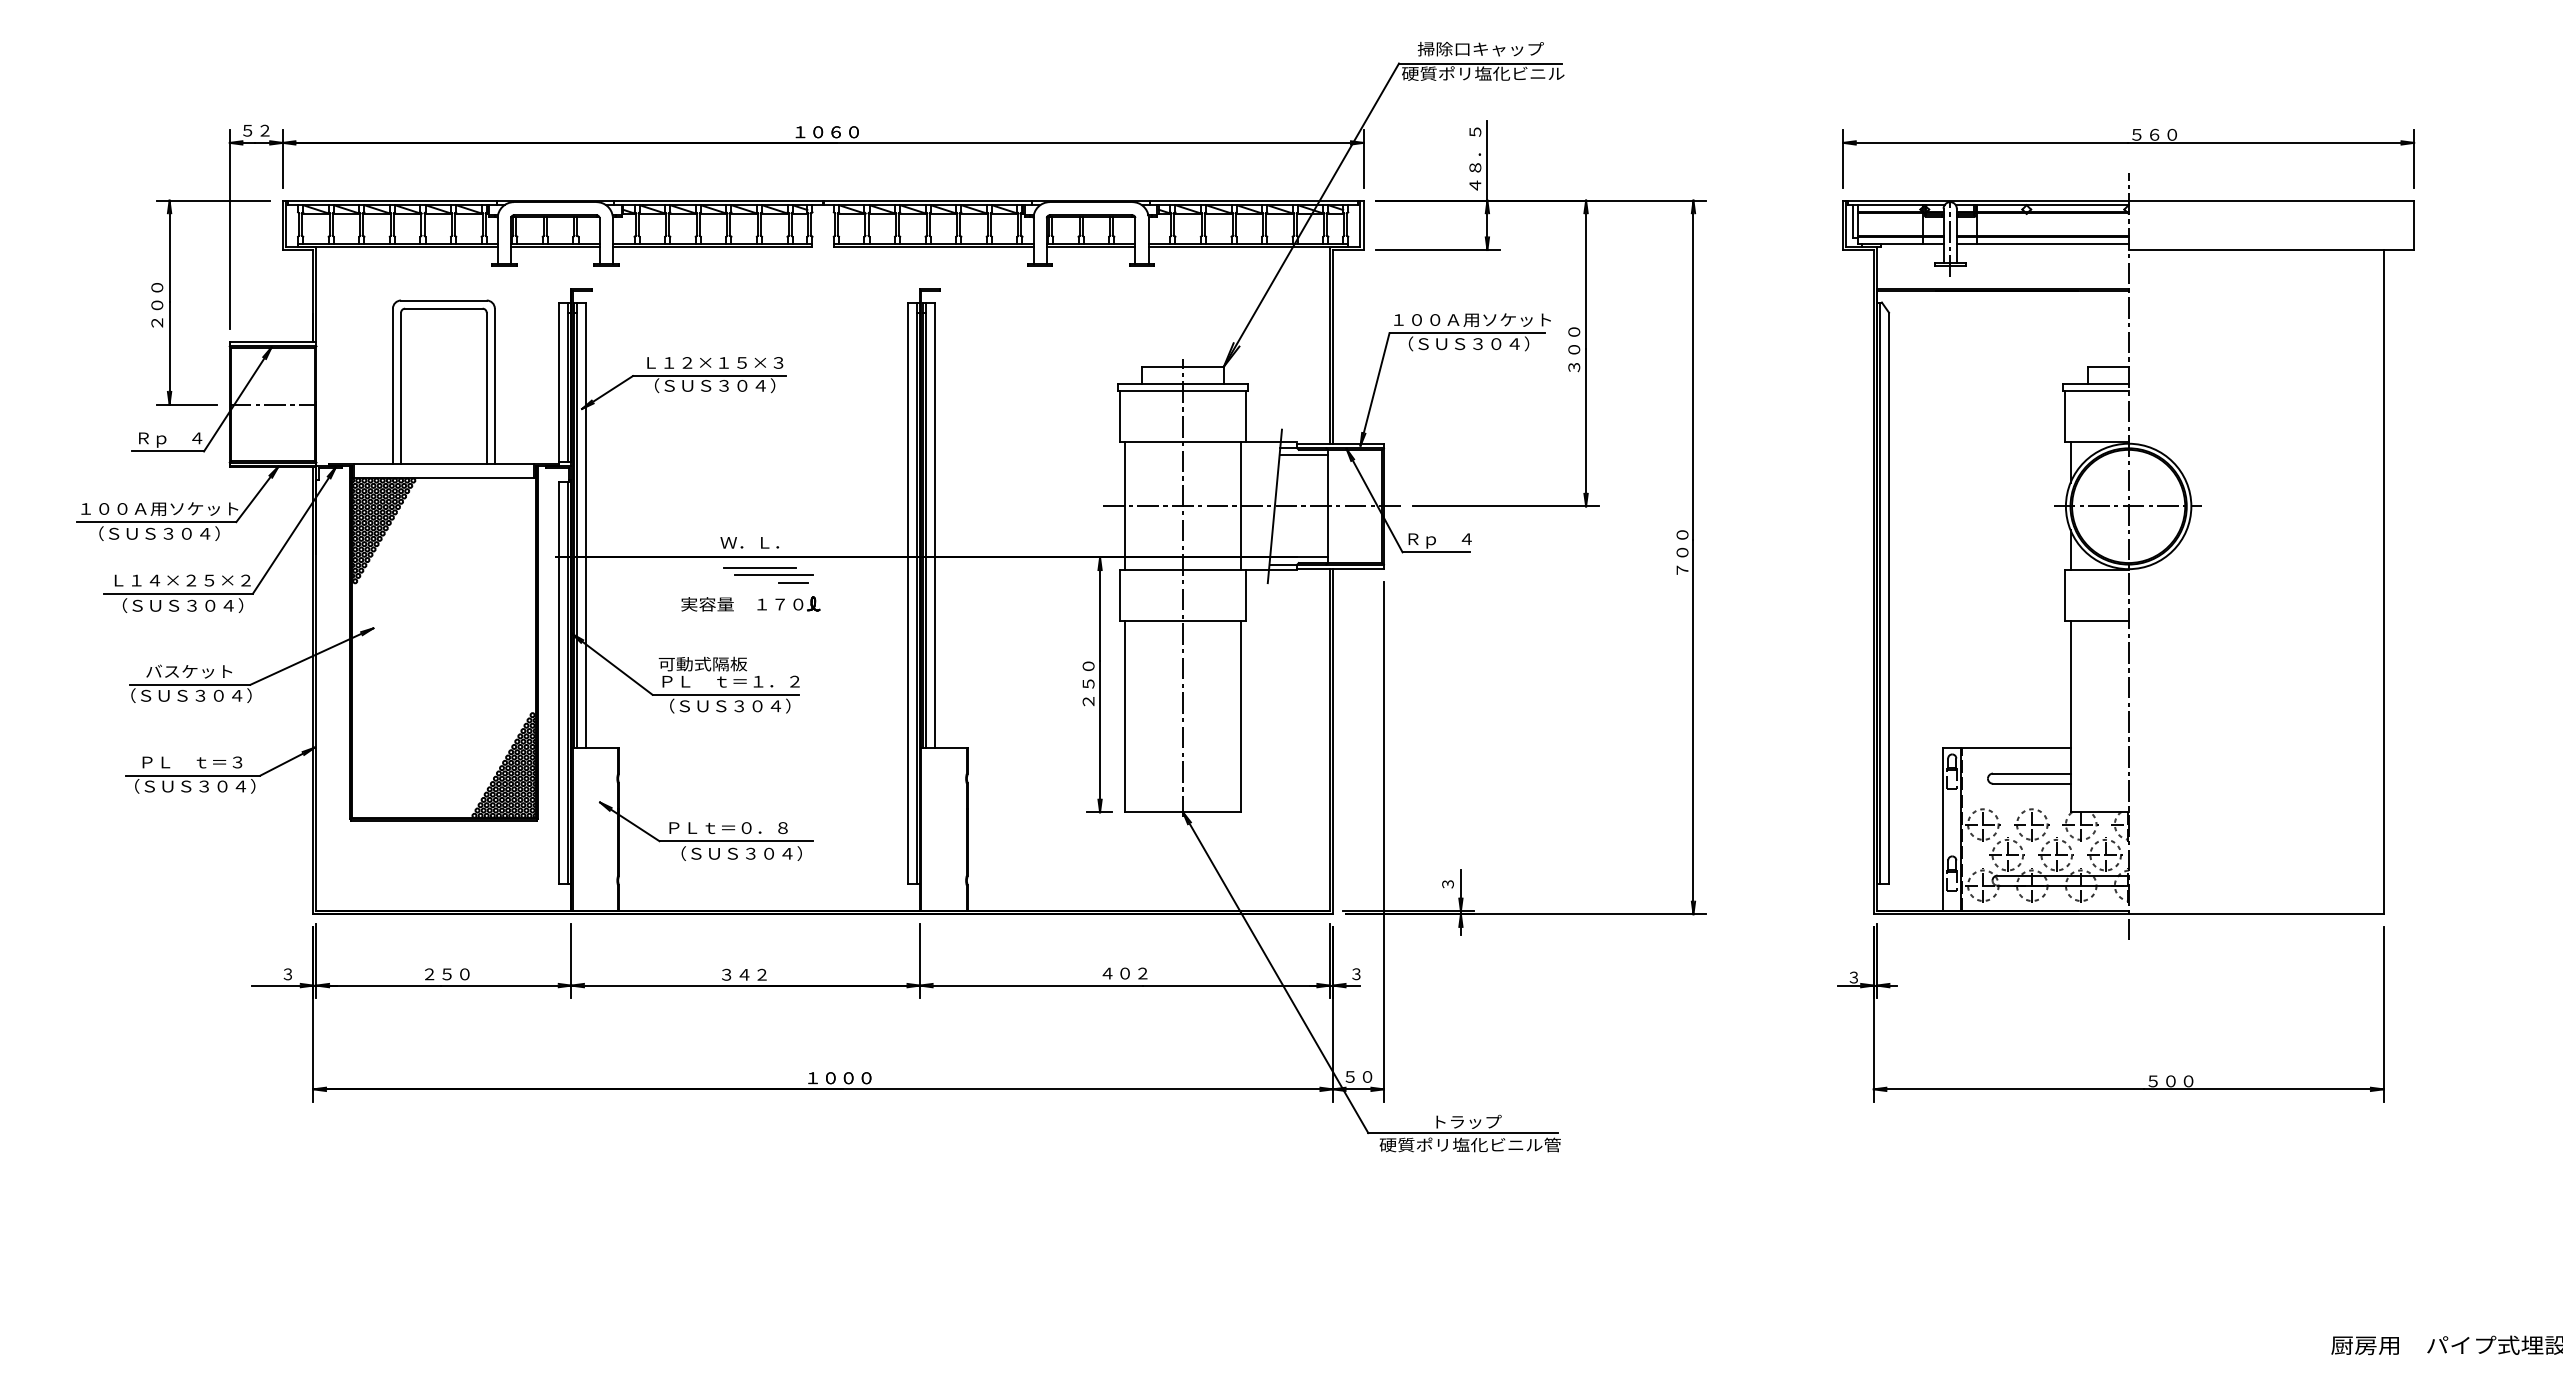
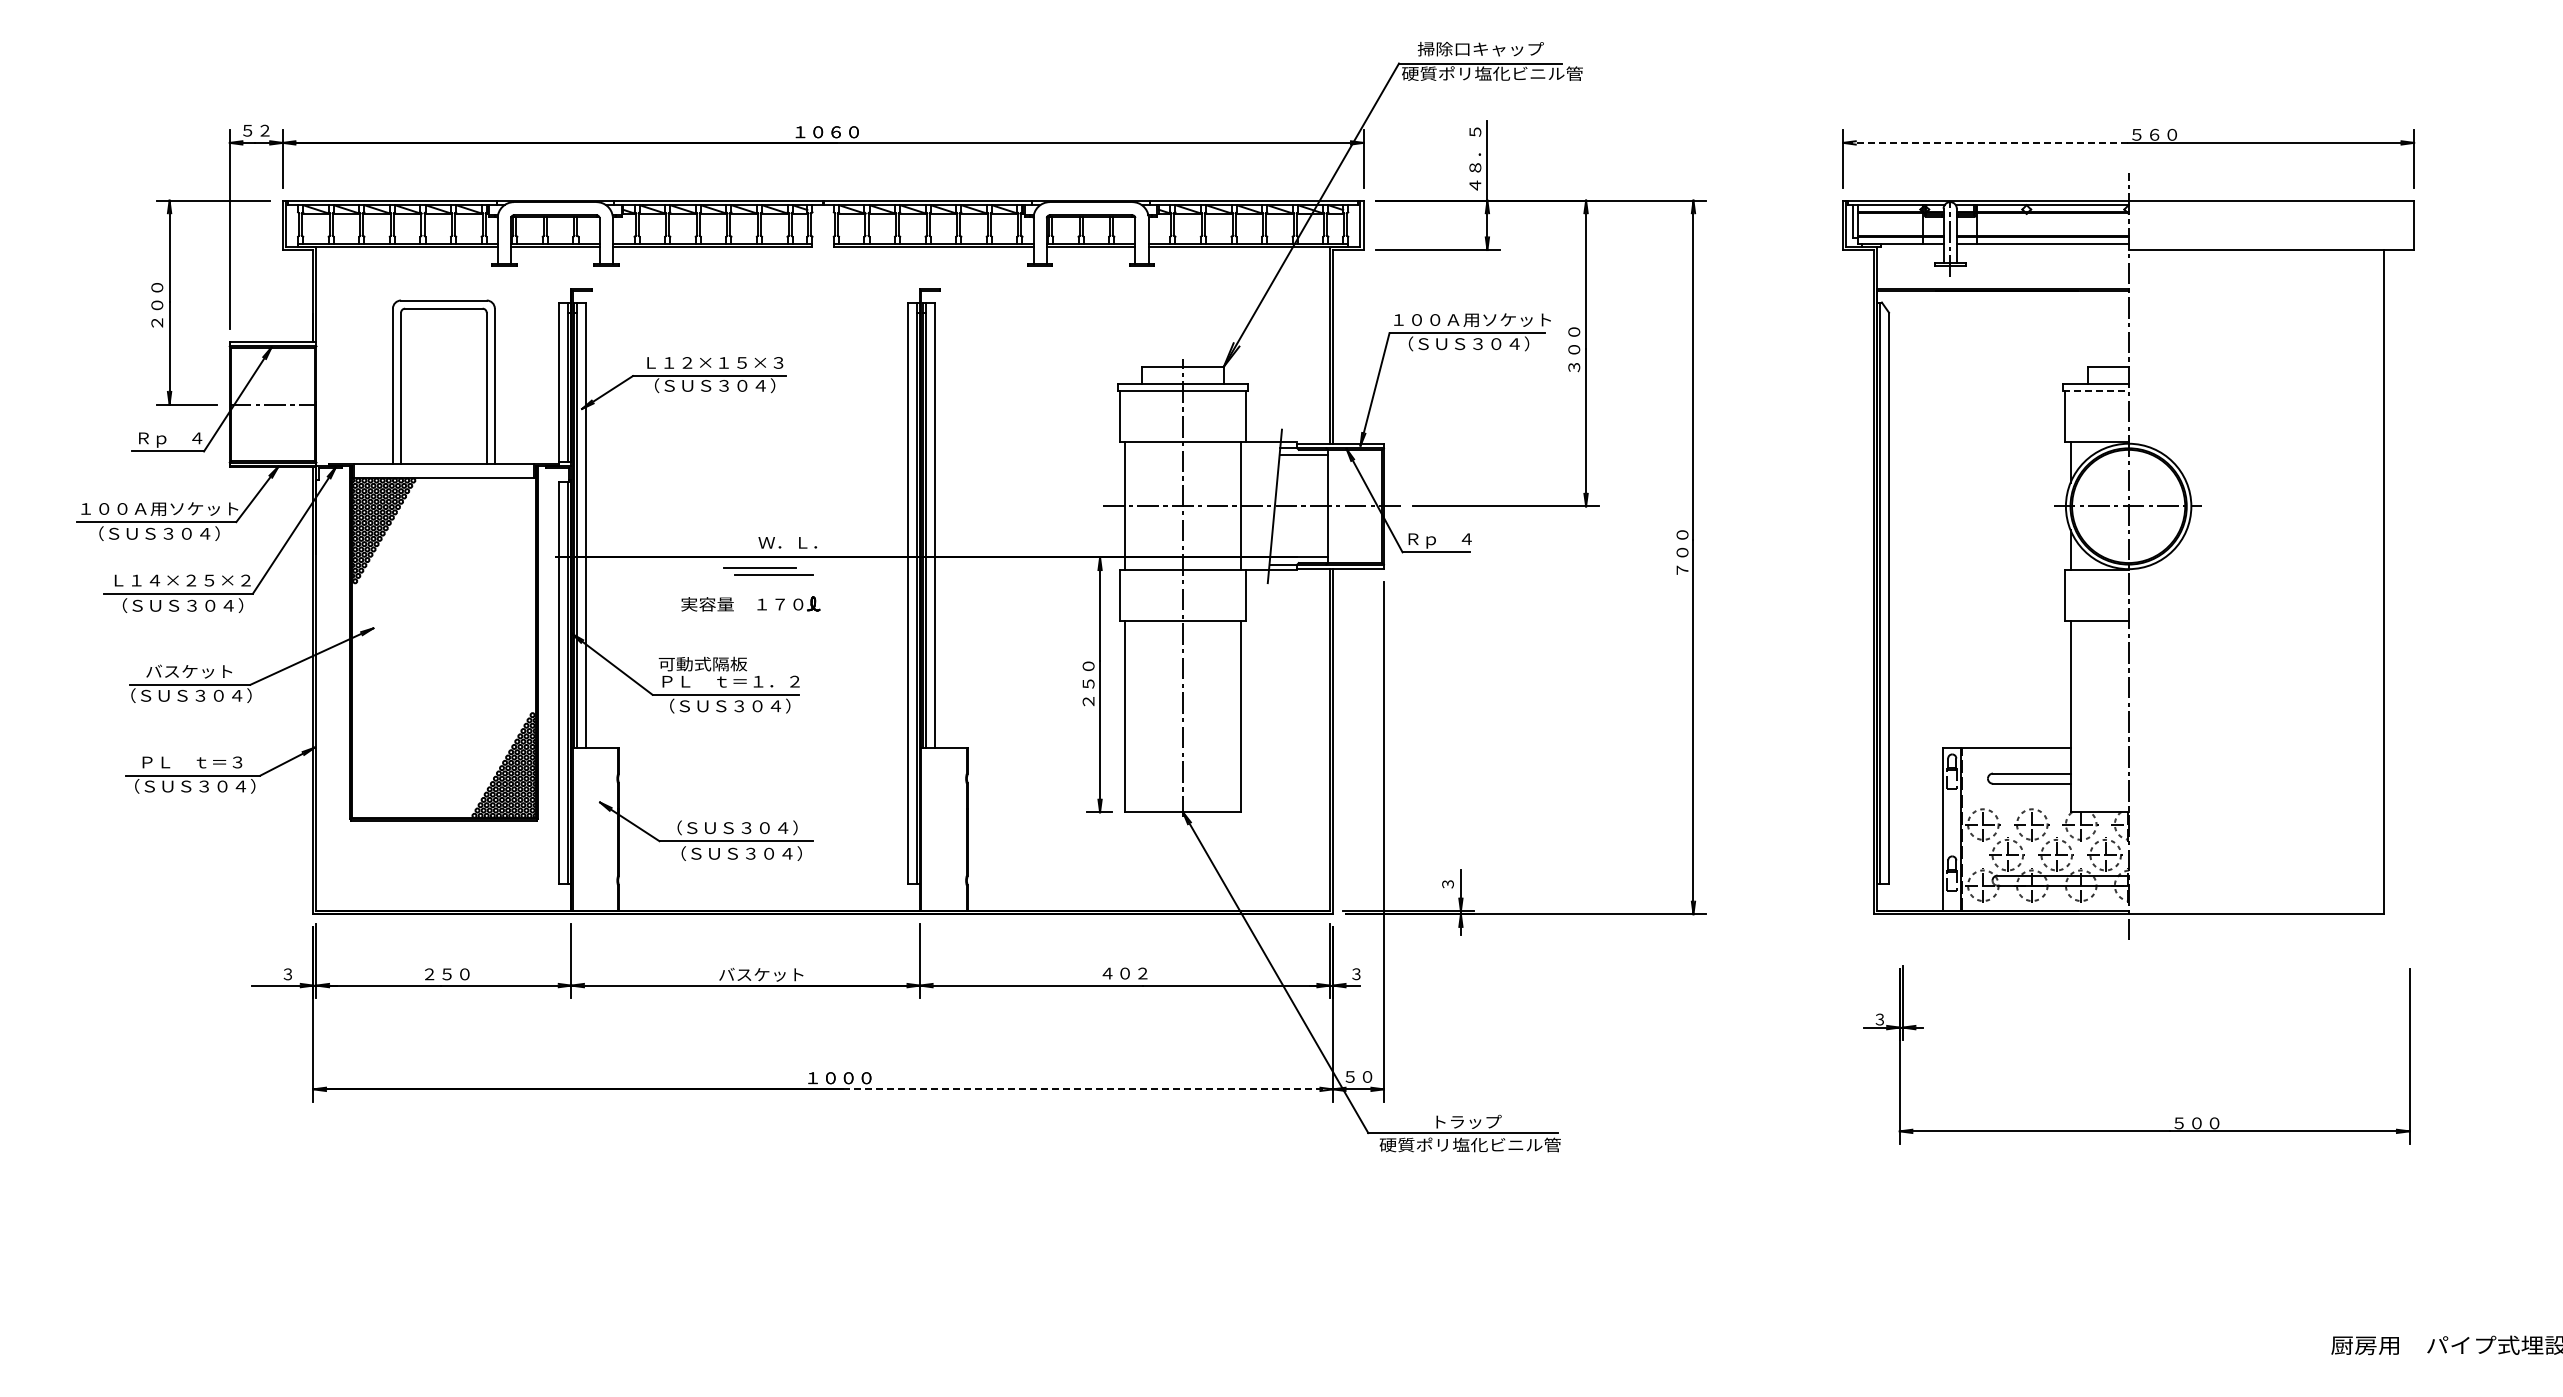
text: 硬質ポリ塩化ビニル -> 硬質ポリ塩化ビニル管 (1574, 73)
line: solid -> dashed (1985, 142)
line: solid -> dashed (2096, 391)
text position: (749, 542) -> (787, 542) (787, 542)
line: present -> none (793, 583)
text: ＰＬｔ＝０．８ -> （ＳＵＳ３０４） (733, 827)
text: ３４２ -> バスケット (761, 974)
part position: (2149, 1075) -> (2175, 1117) (2175, 1117)
line: solid -> dashed (1088, 1089)
